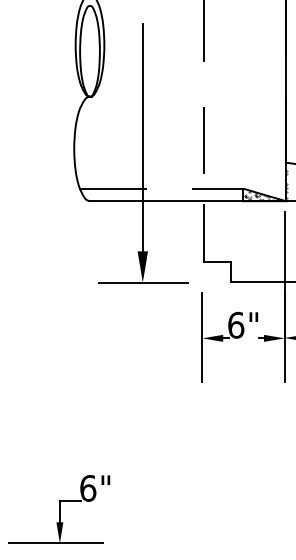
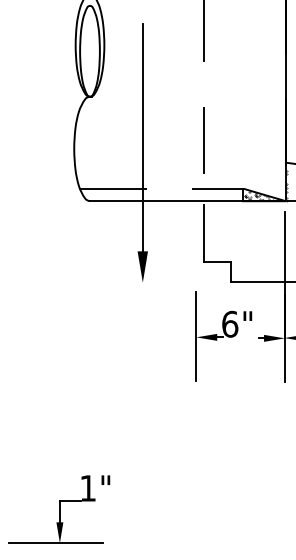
line: present -> none (143, 282)
part position: (229, 337) -> (223, 336) (223, 336)
text: 6" -> 1" (88, 488)
